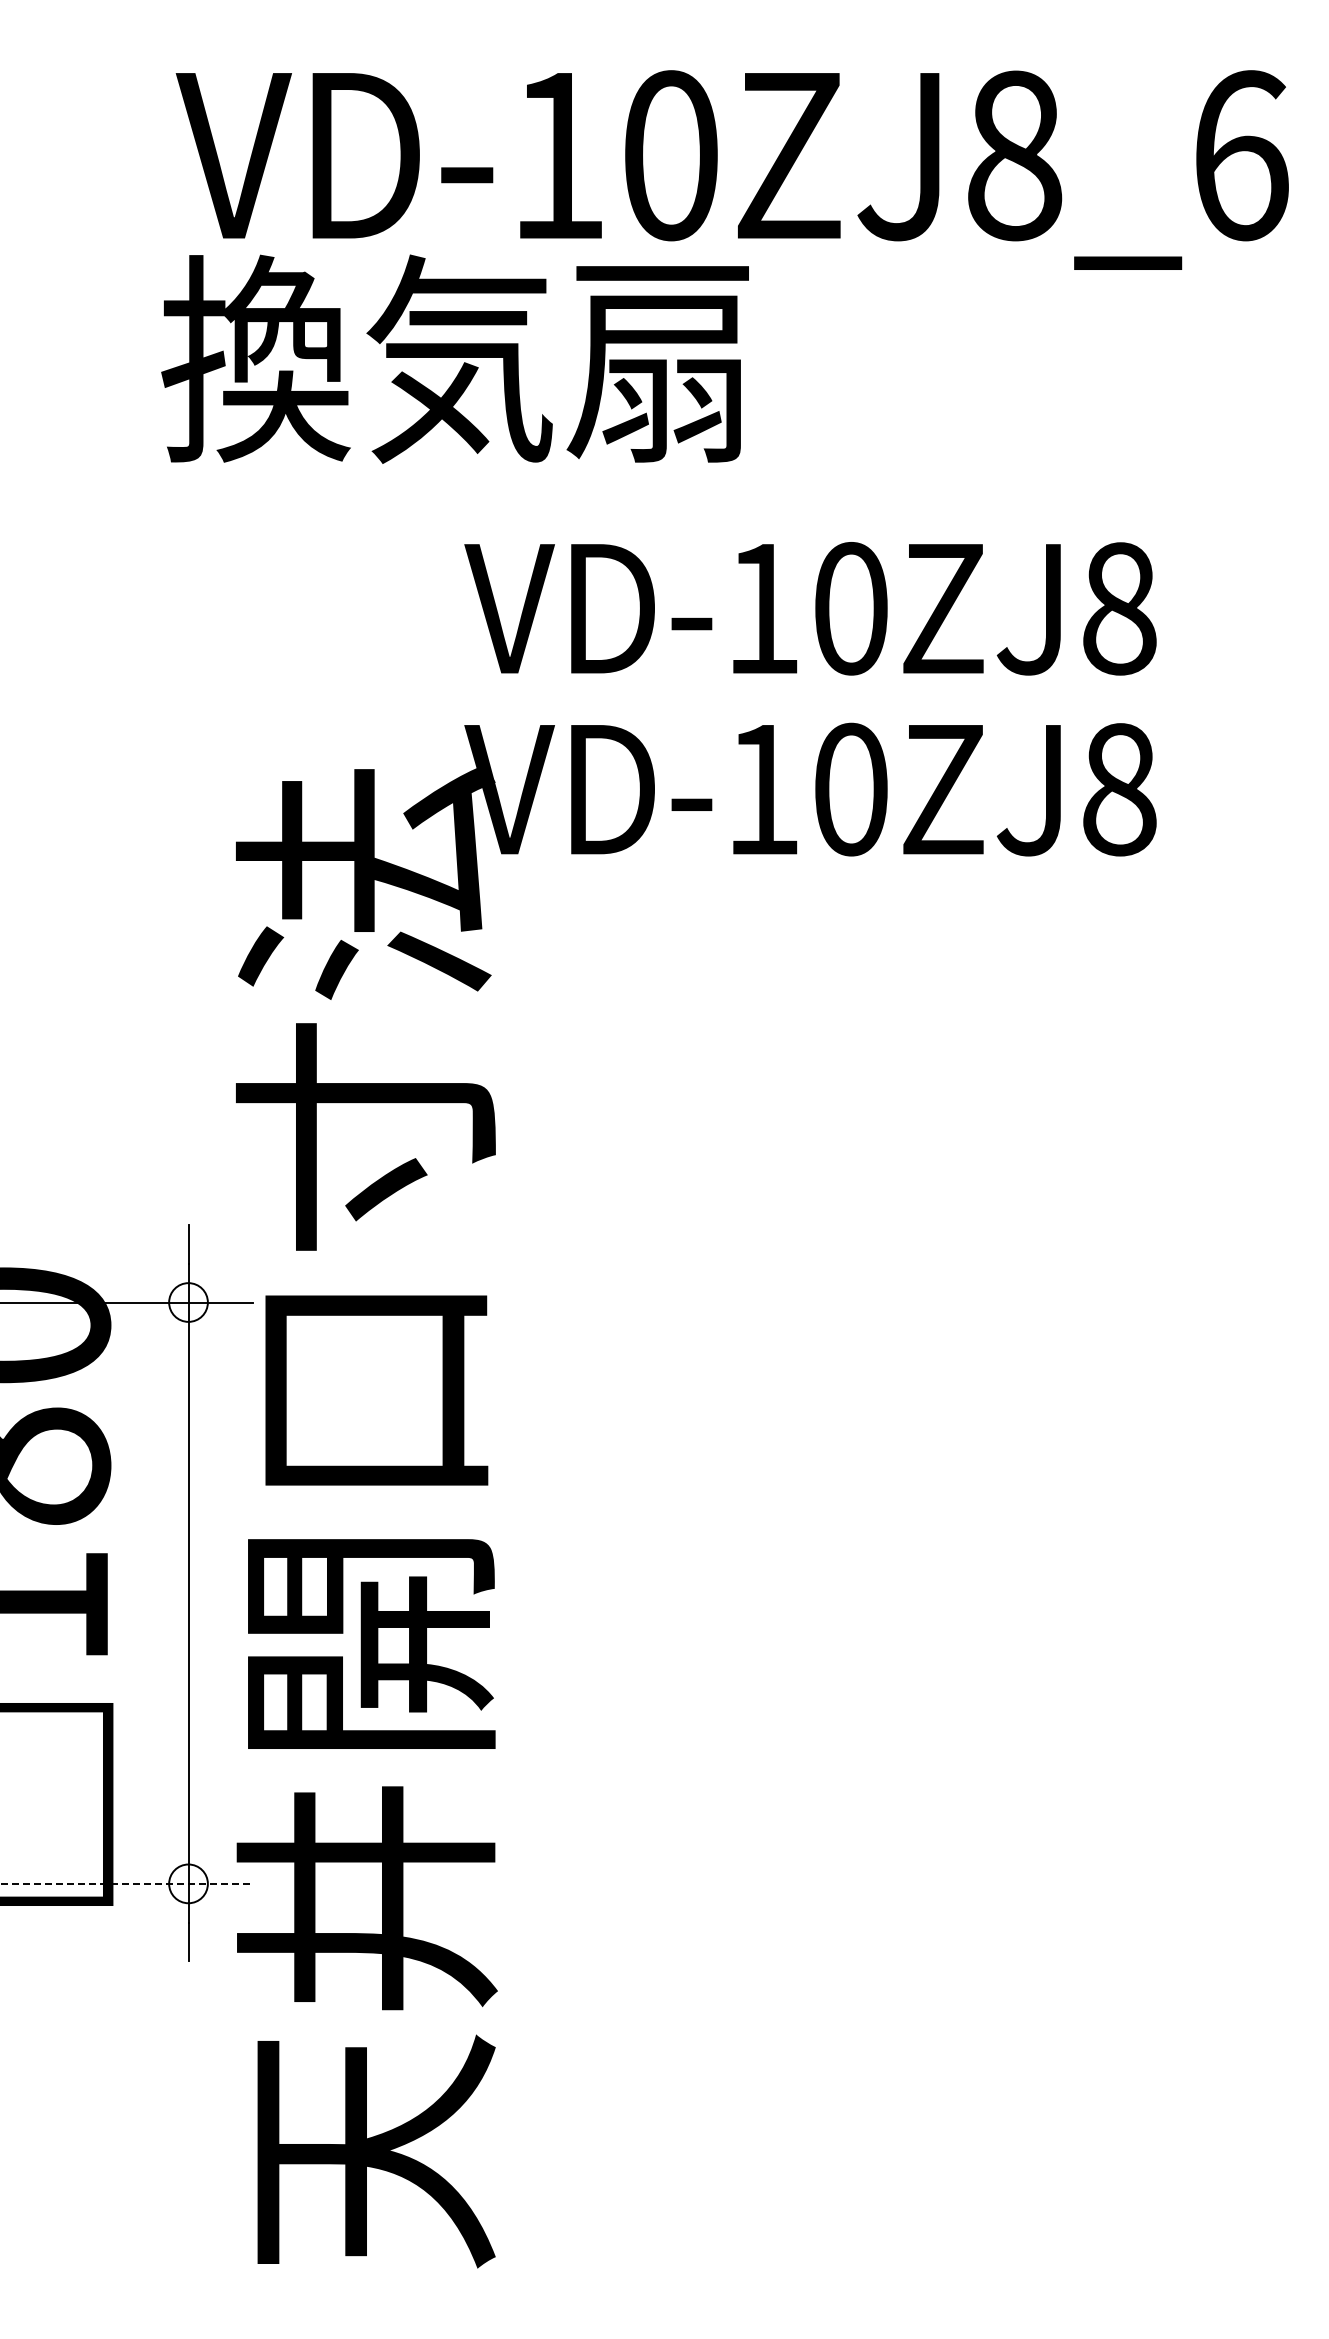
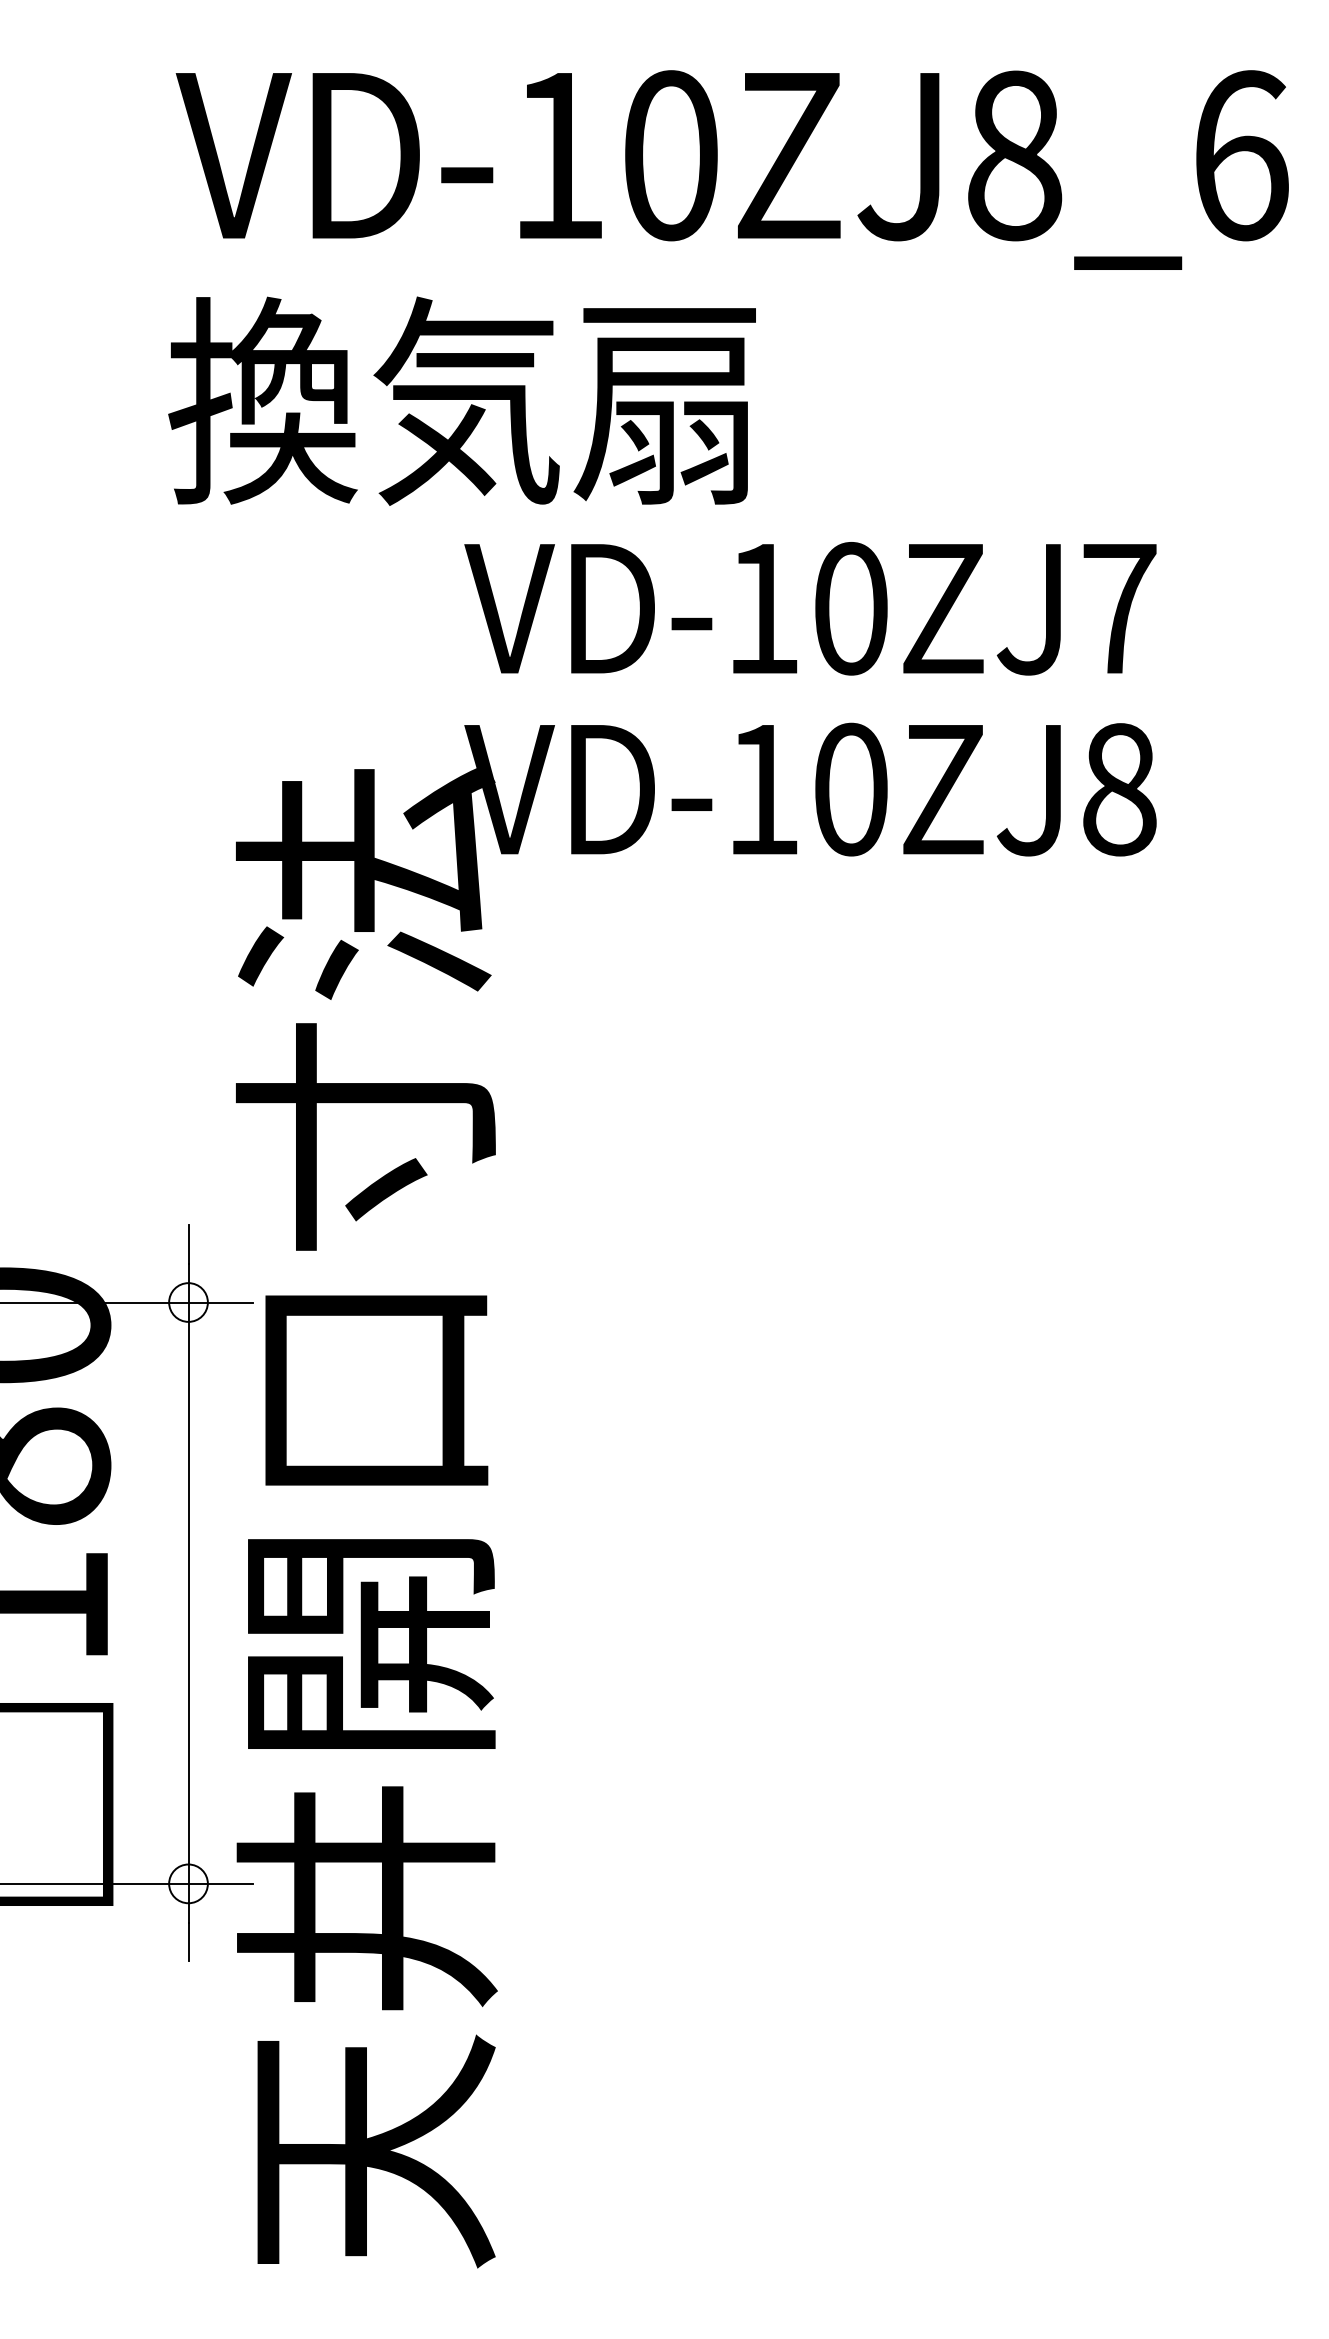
text position: (454, 358) -> (461, 400) (461, 400)
text: VD-10ZJ8 -> VD-10ZJ7 (1119, 608)
line: dashed -> solid (127, 1883)
